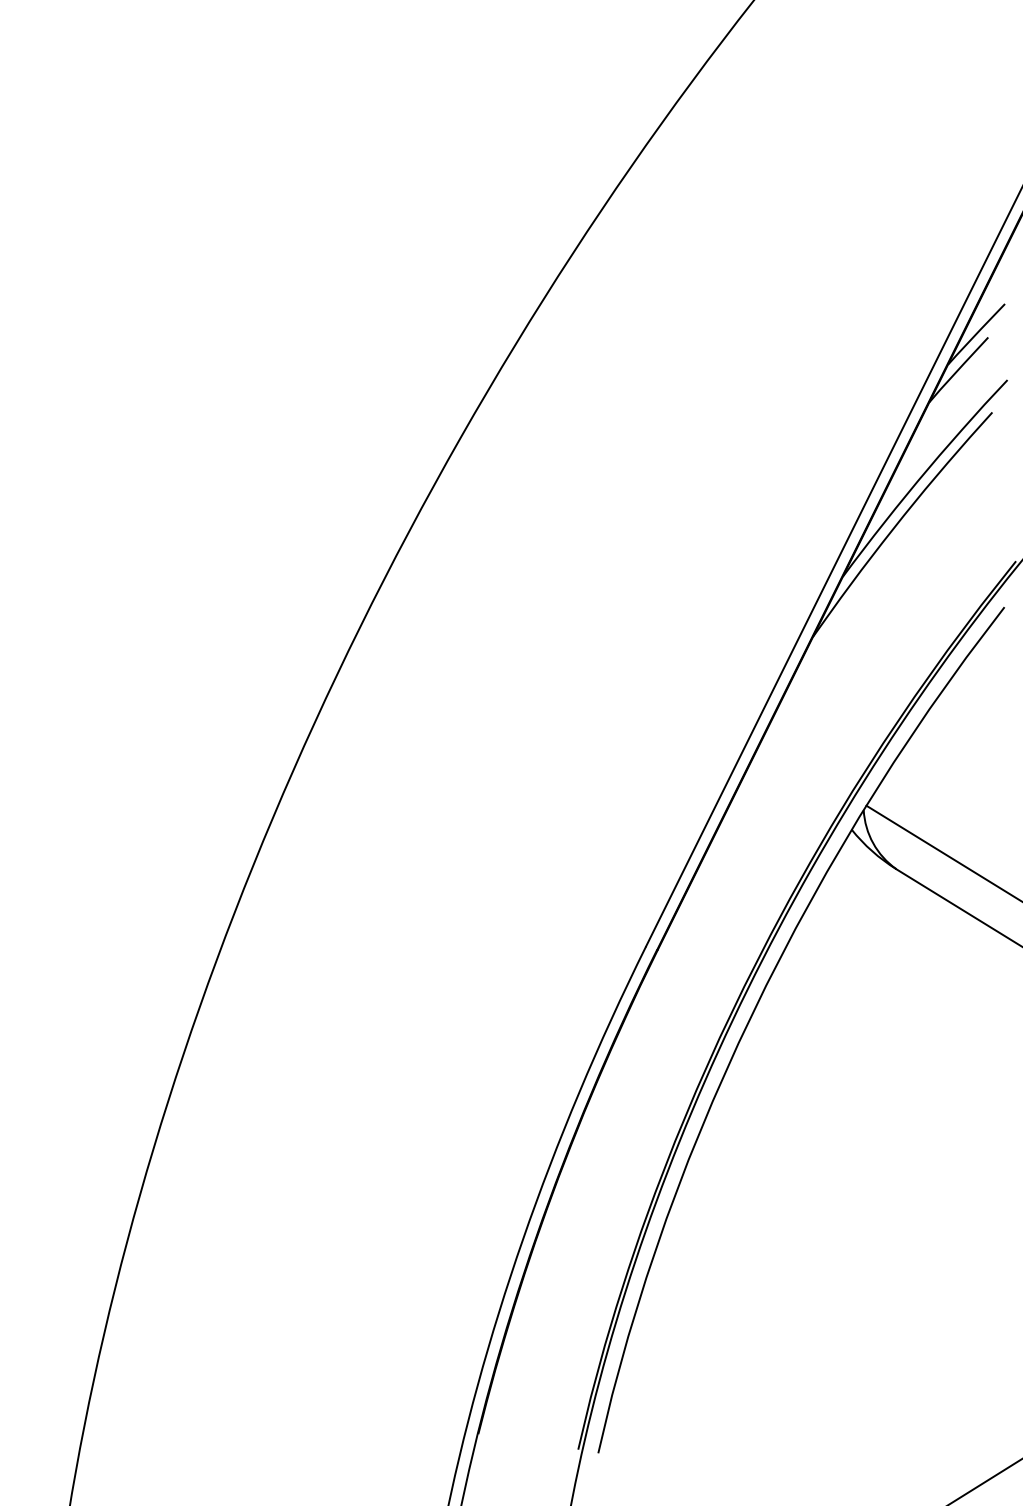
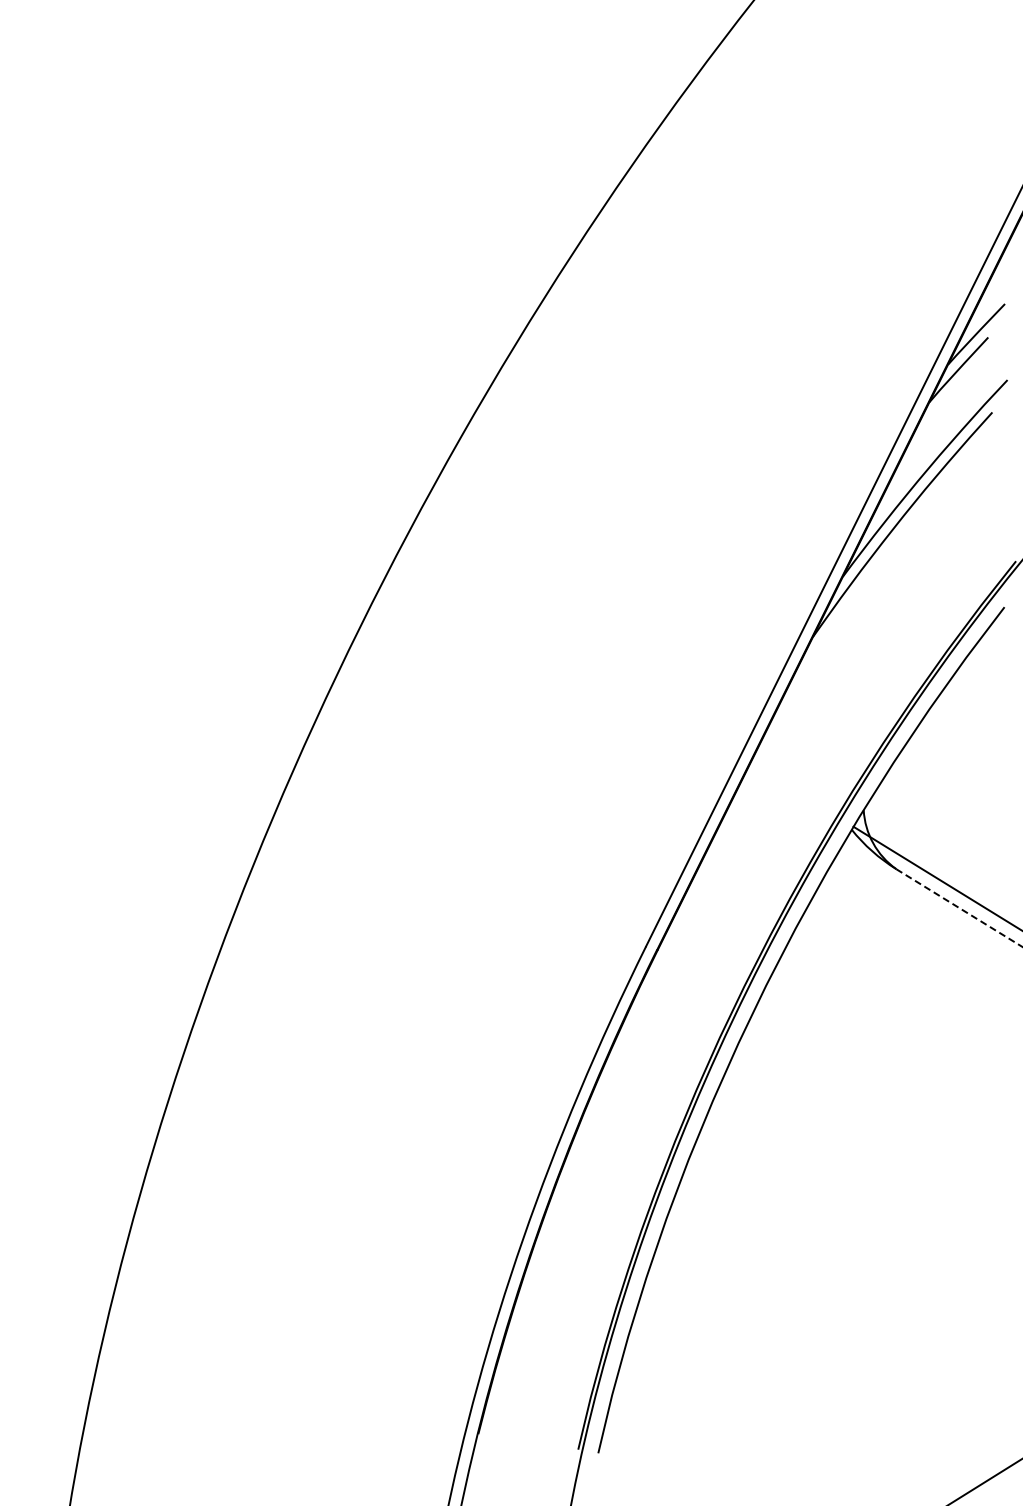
line position: (942, 852) -> (936, 877) (936, 877)
line: solid -> dashed (960, 908)
